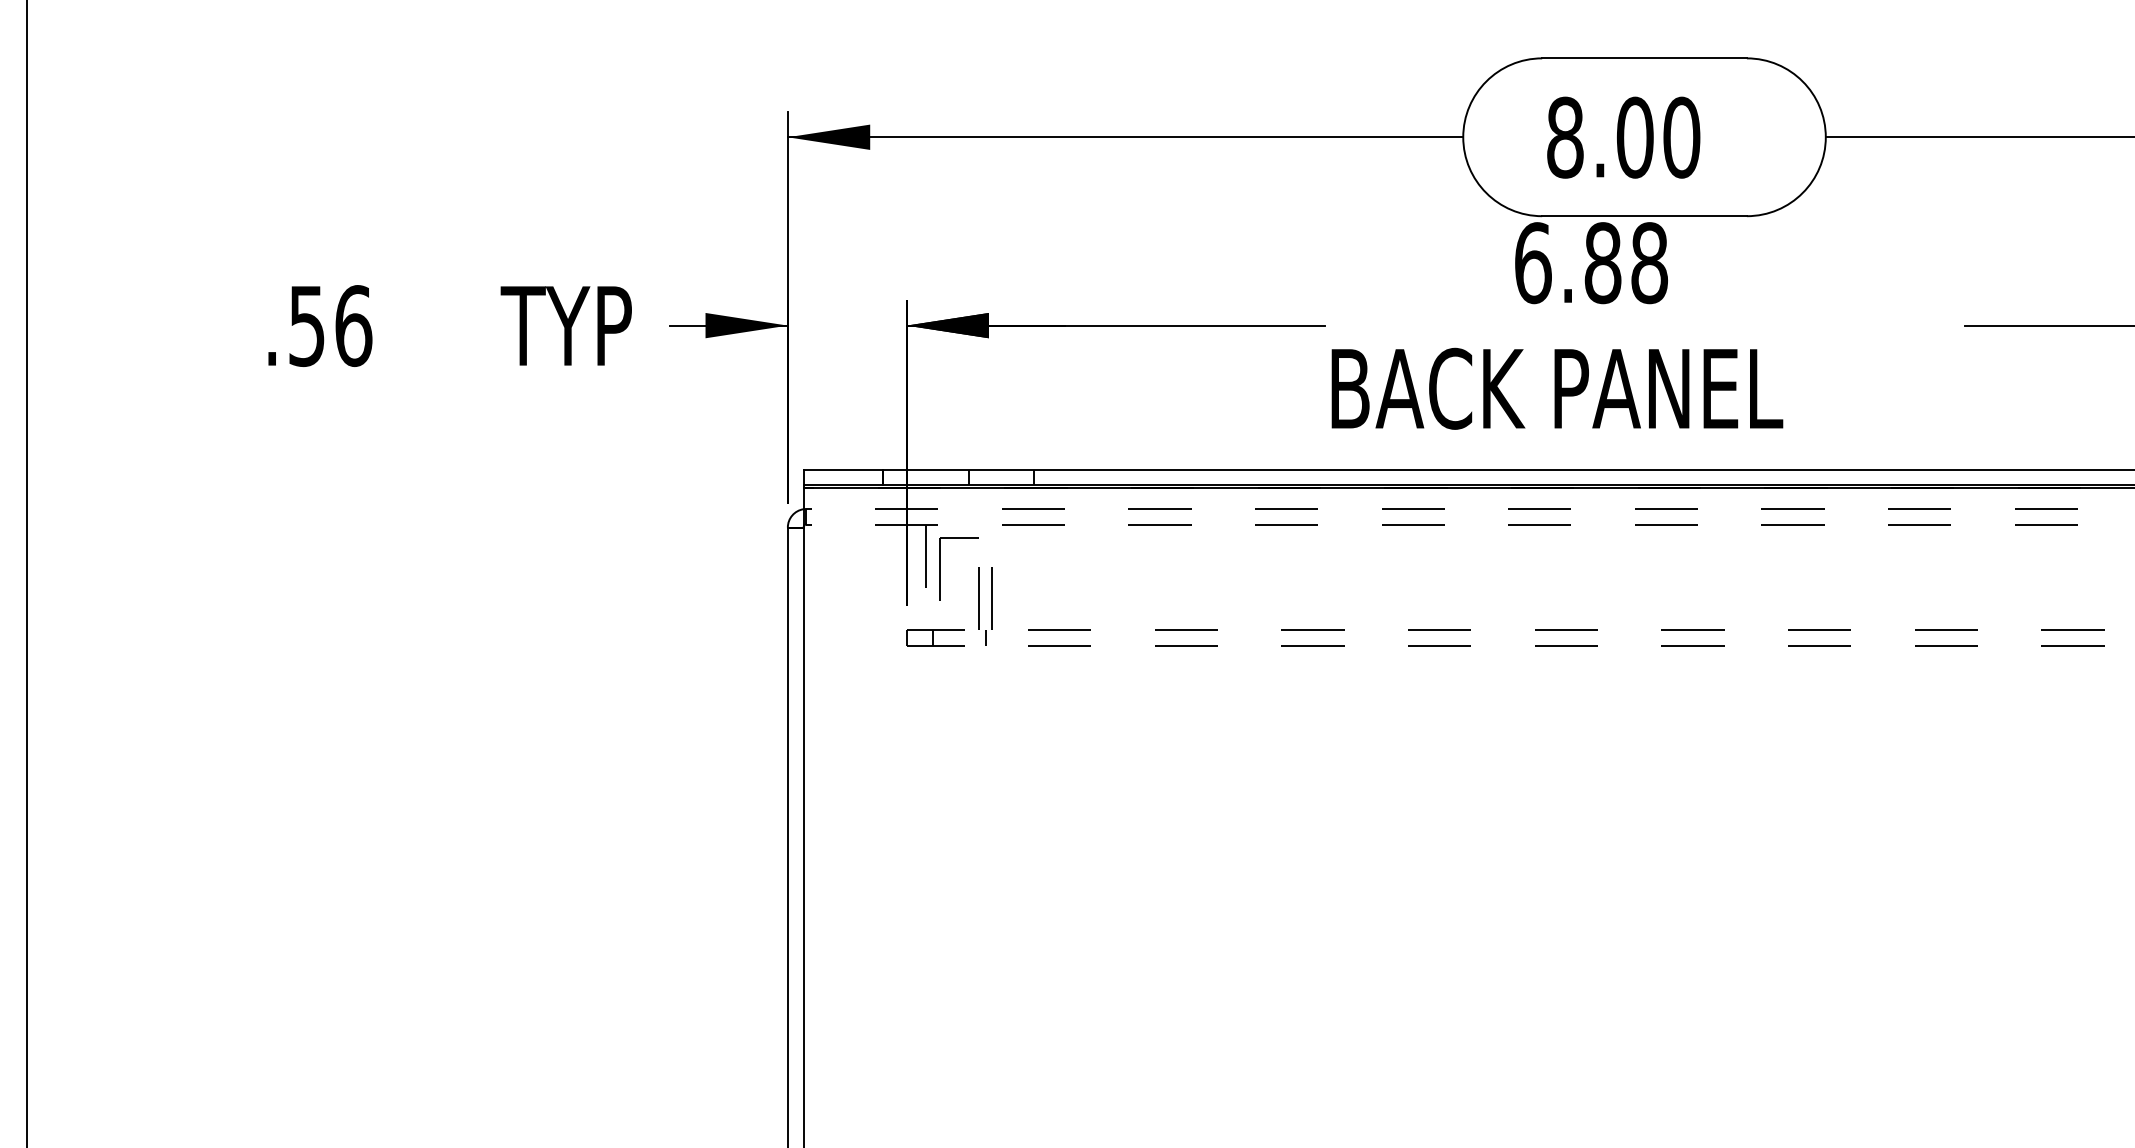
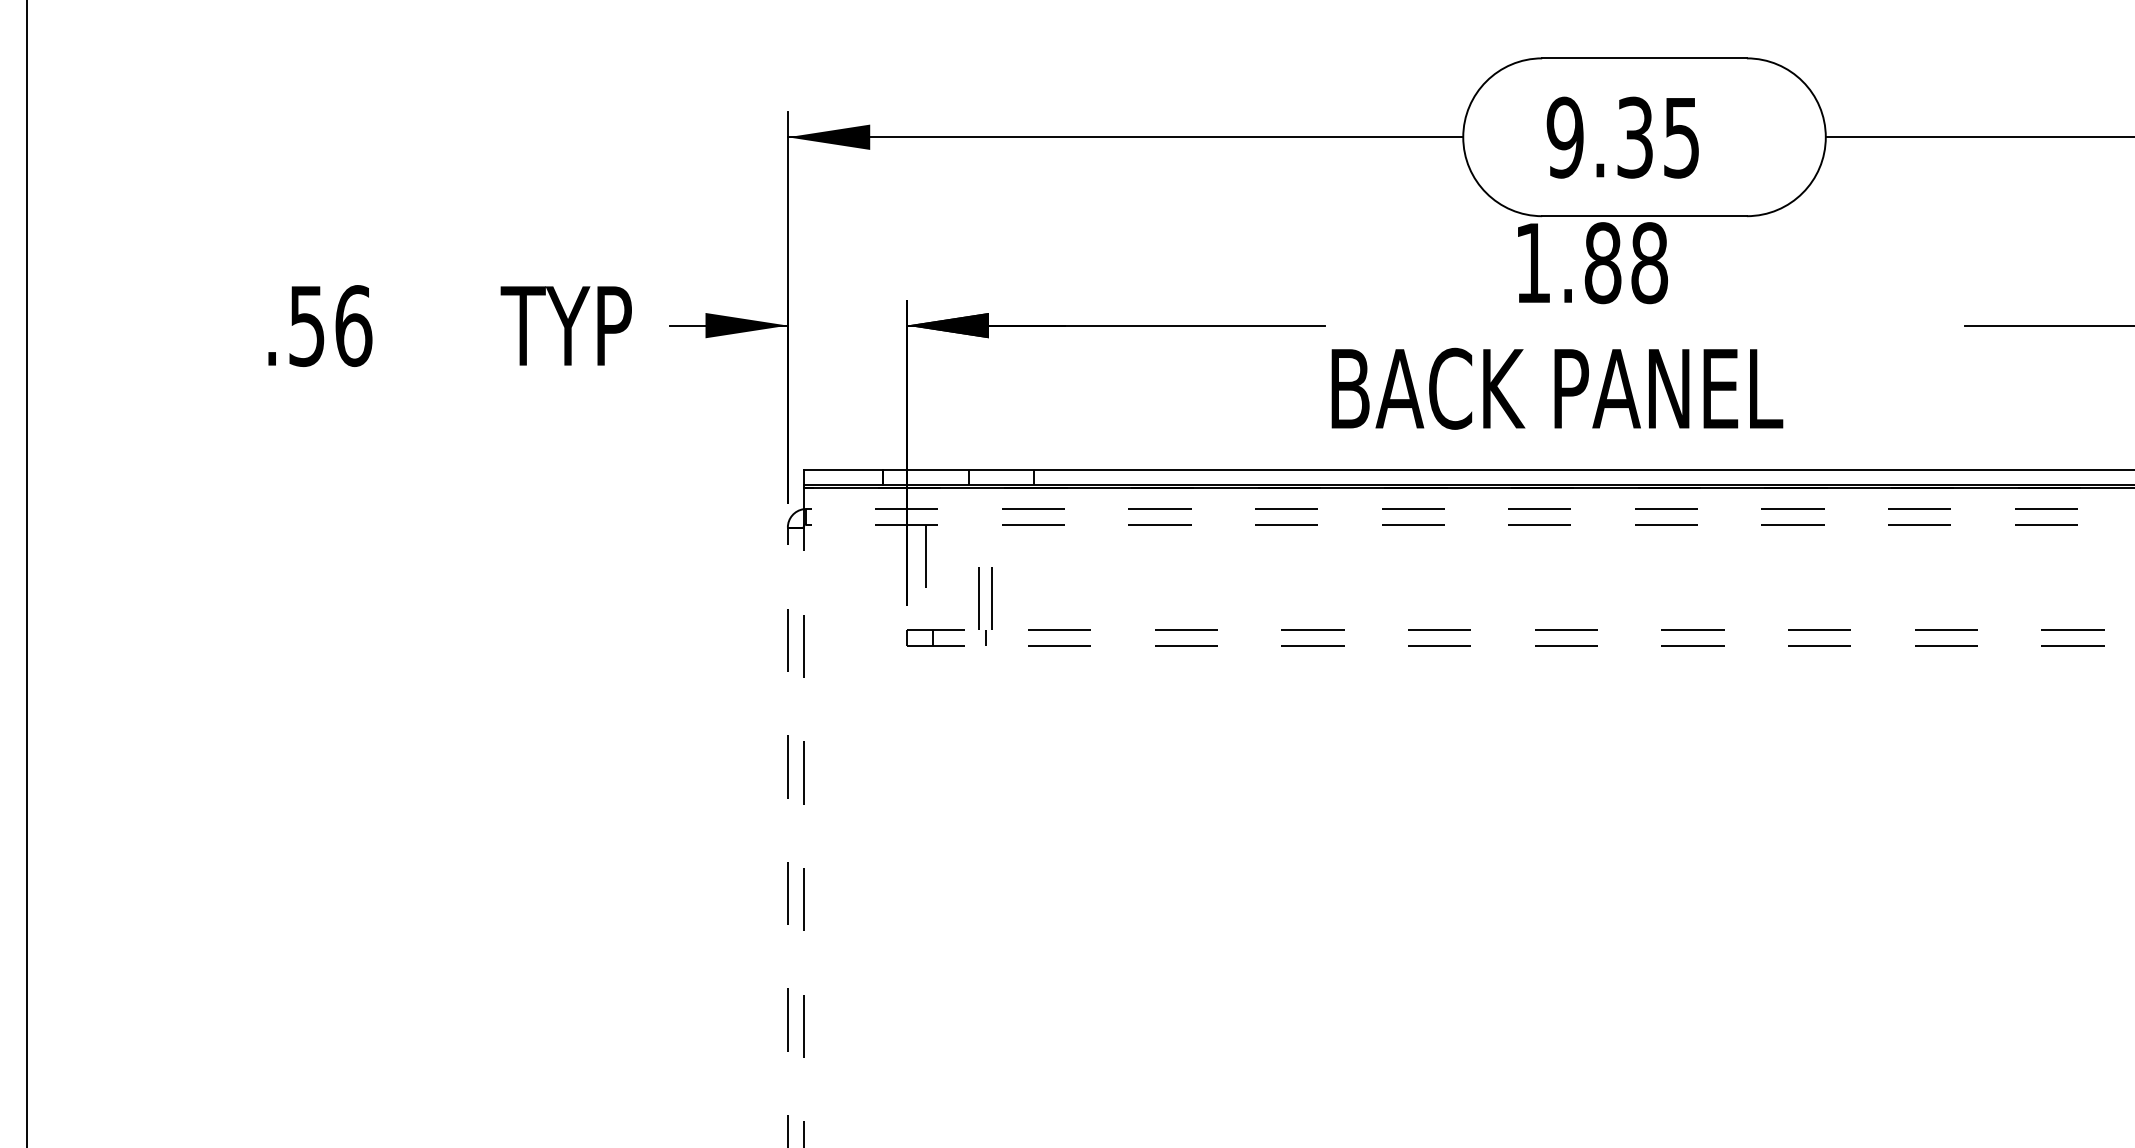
text: 8.00 -> 9.35 (1623, 137)
text: 6.88 -> 1.88 (1533, 263)
part: present -> none (940, 568)
line: solid -> dashed (803, 817)
line: solid -> dashed (787, 837)
